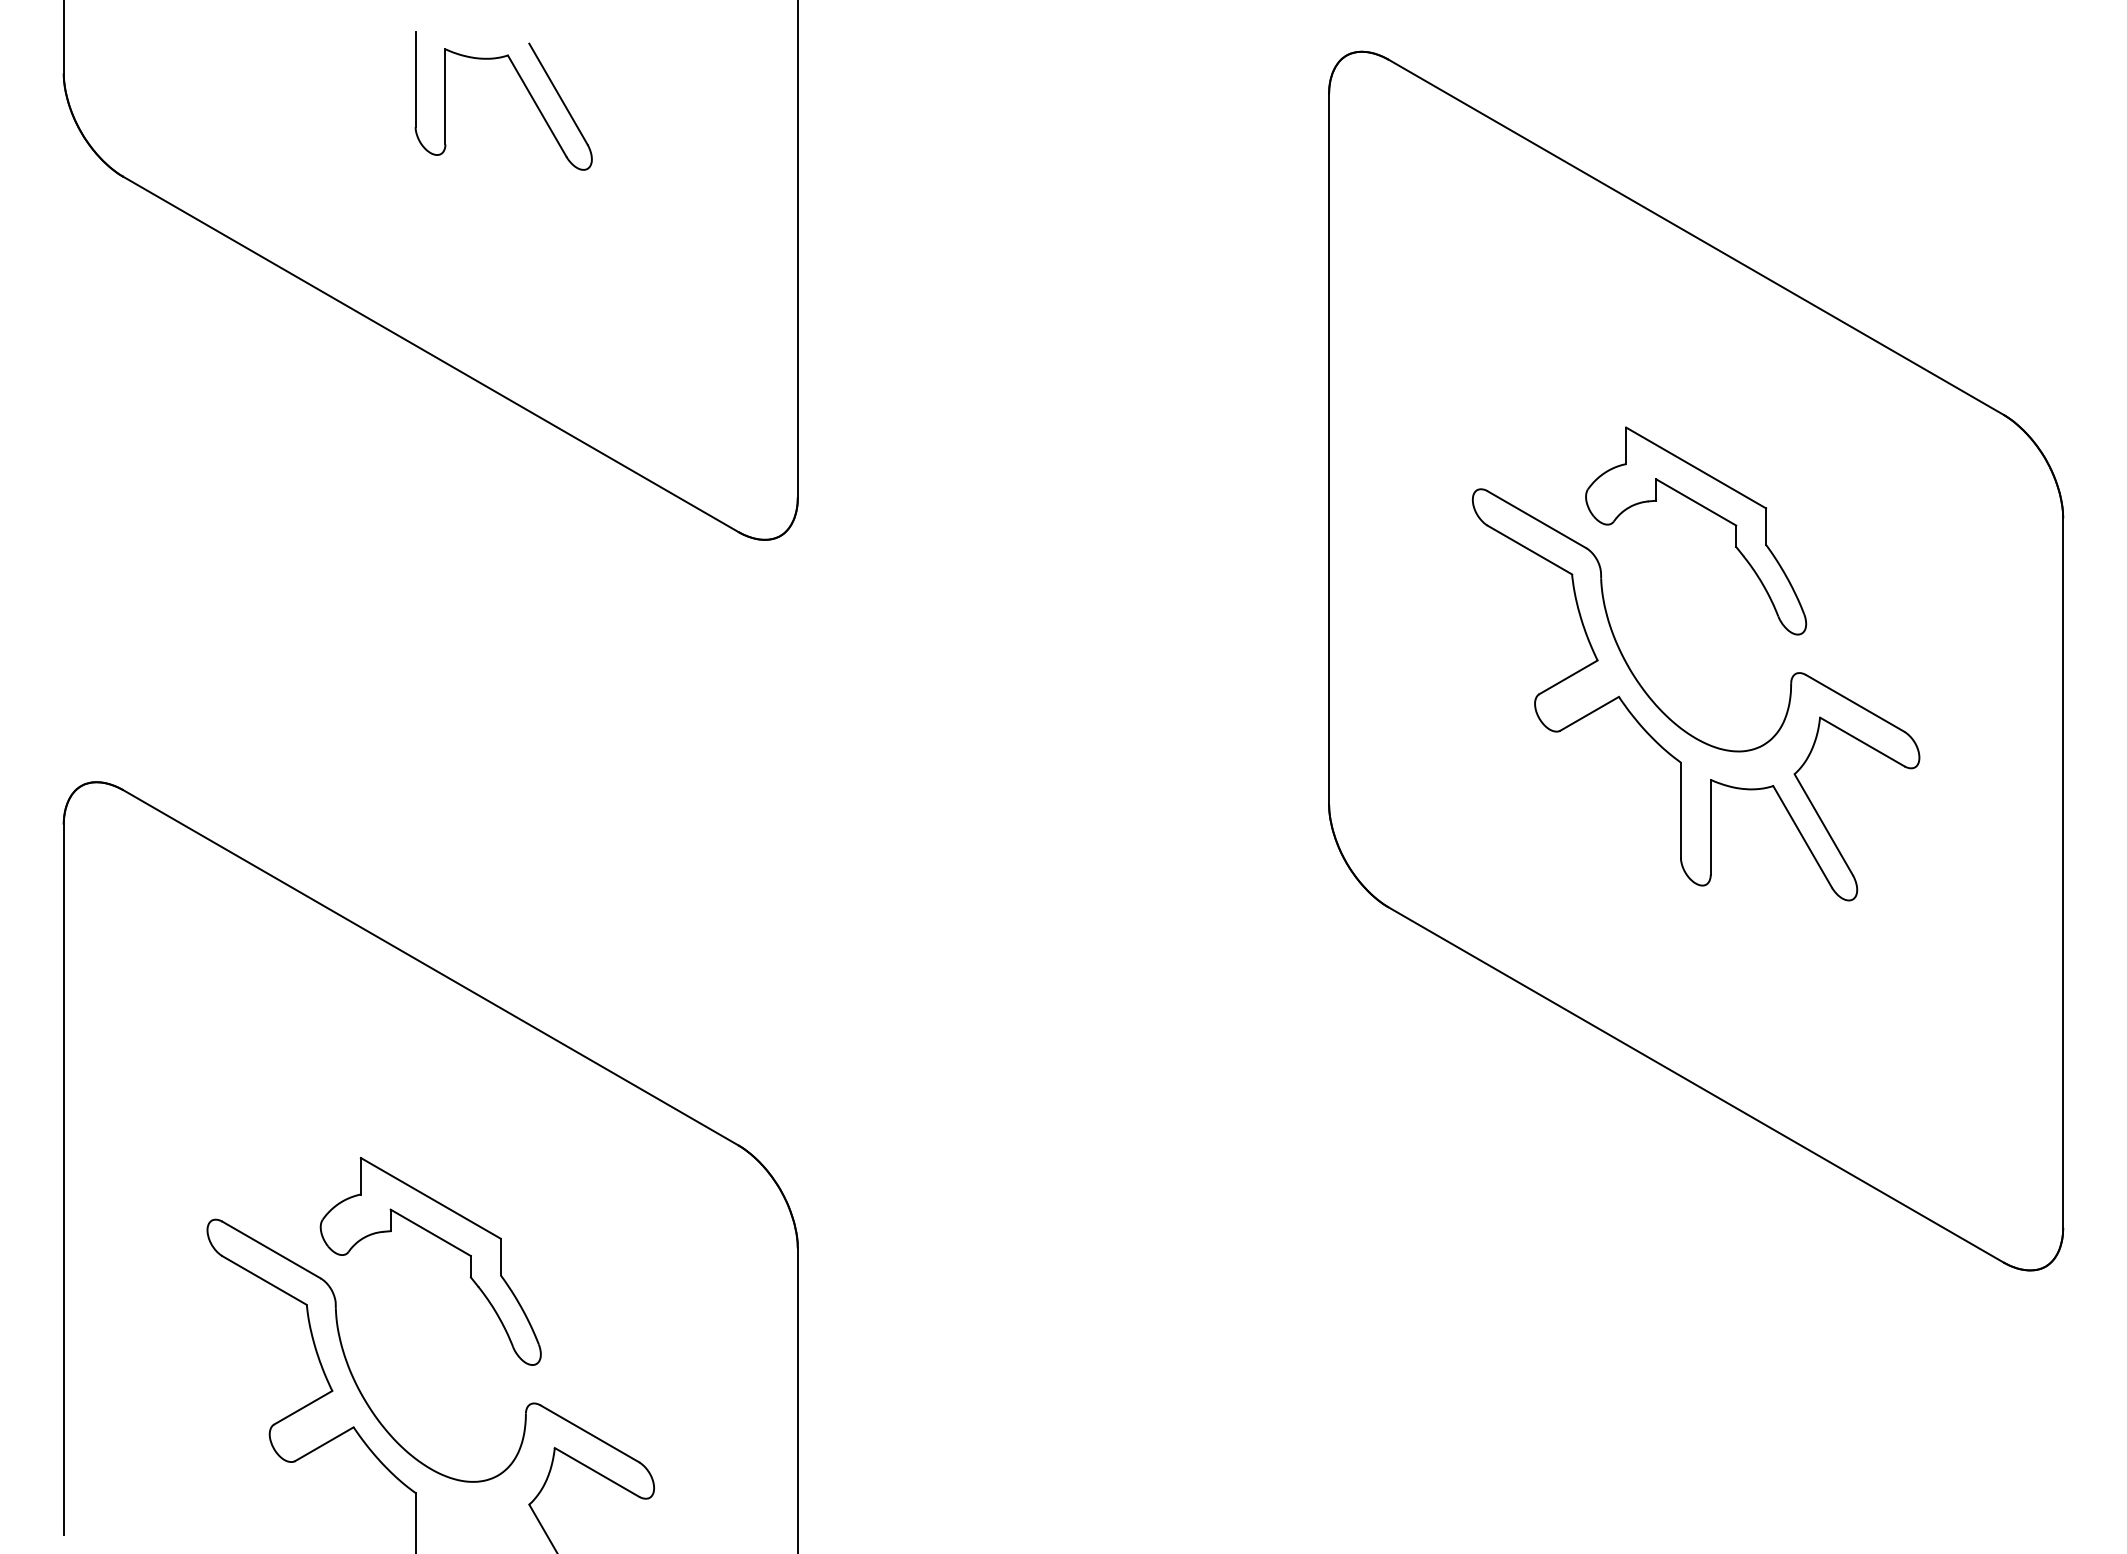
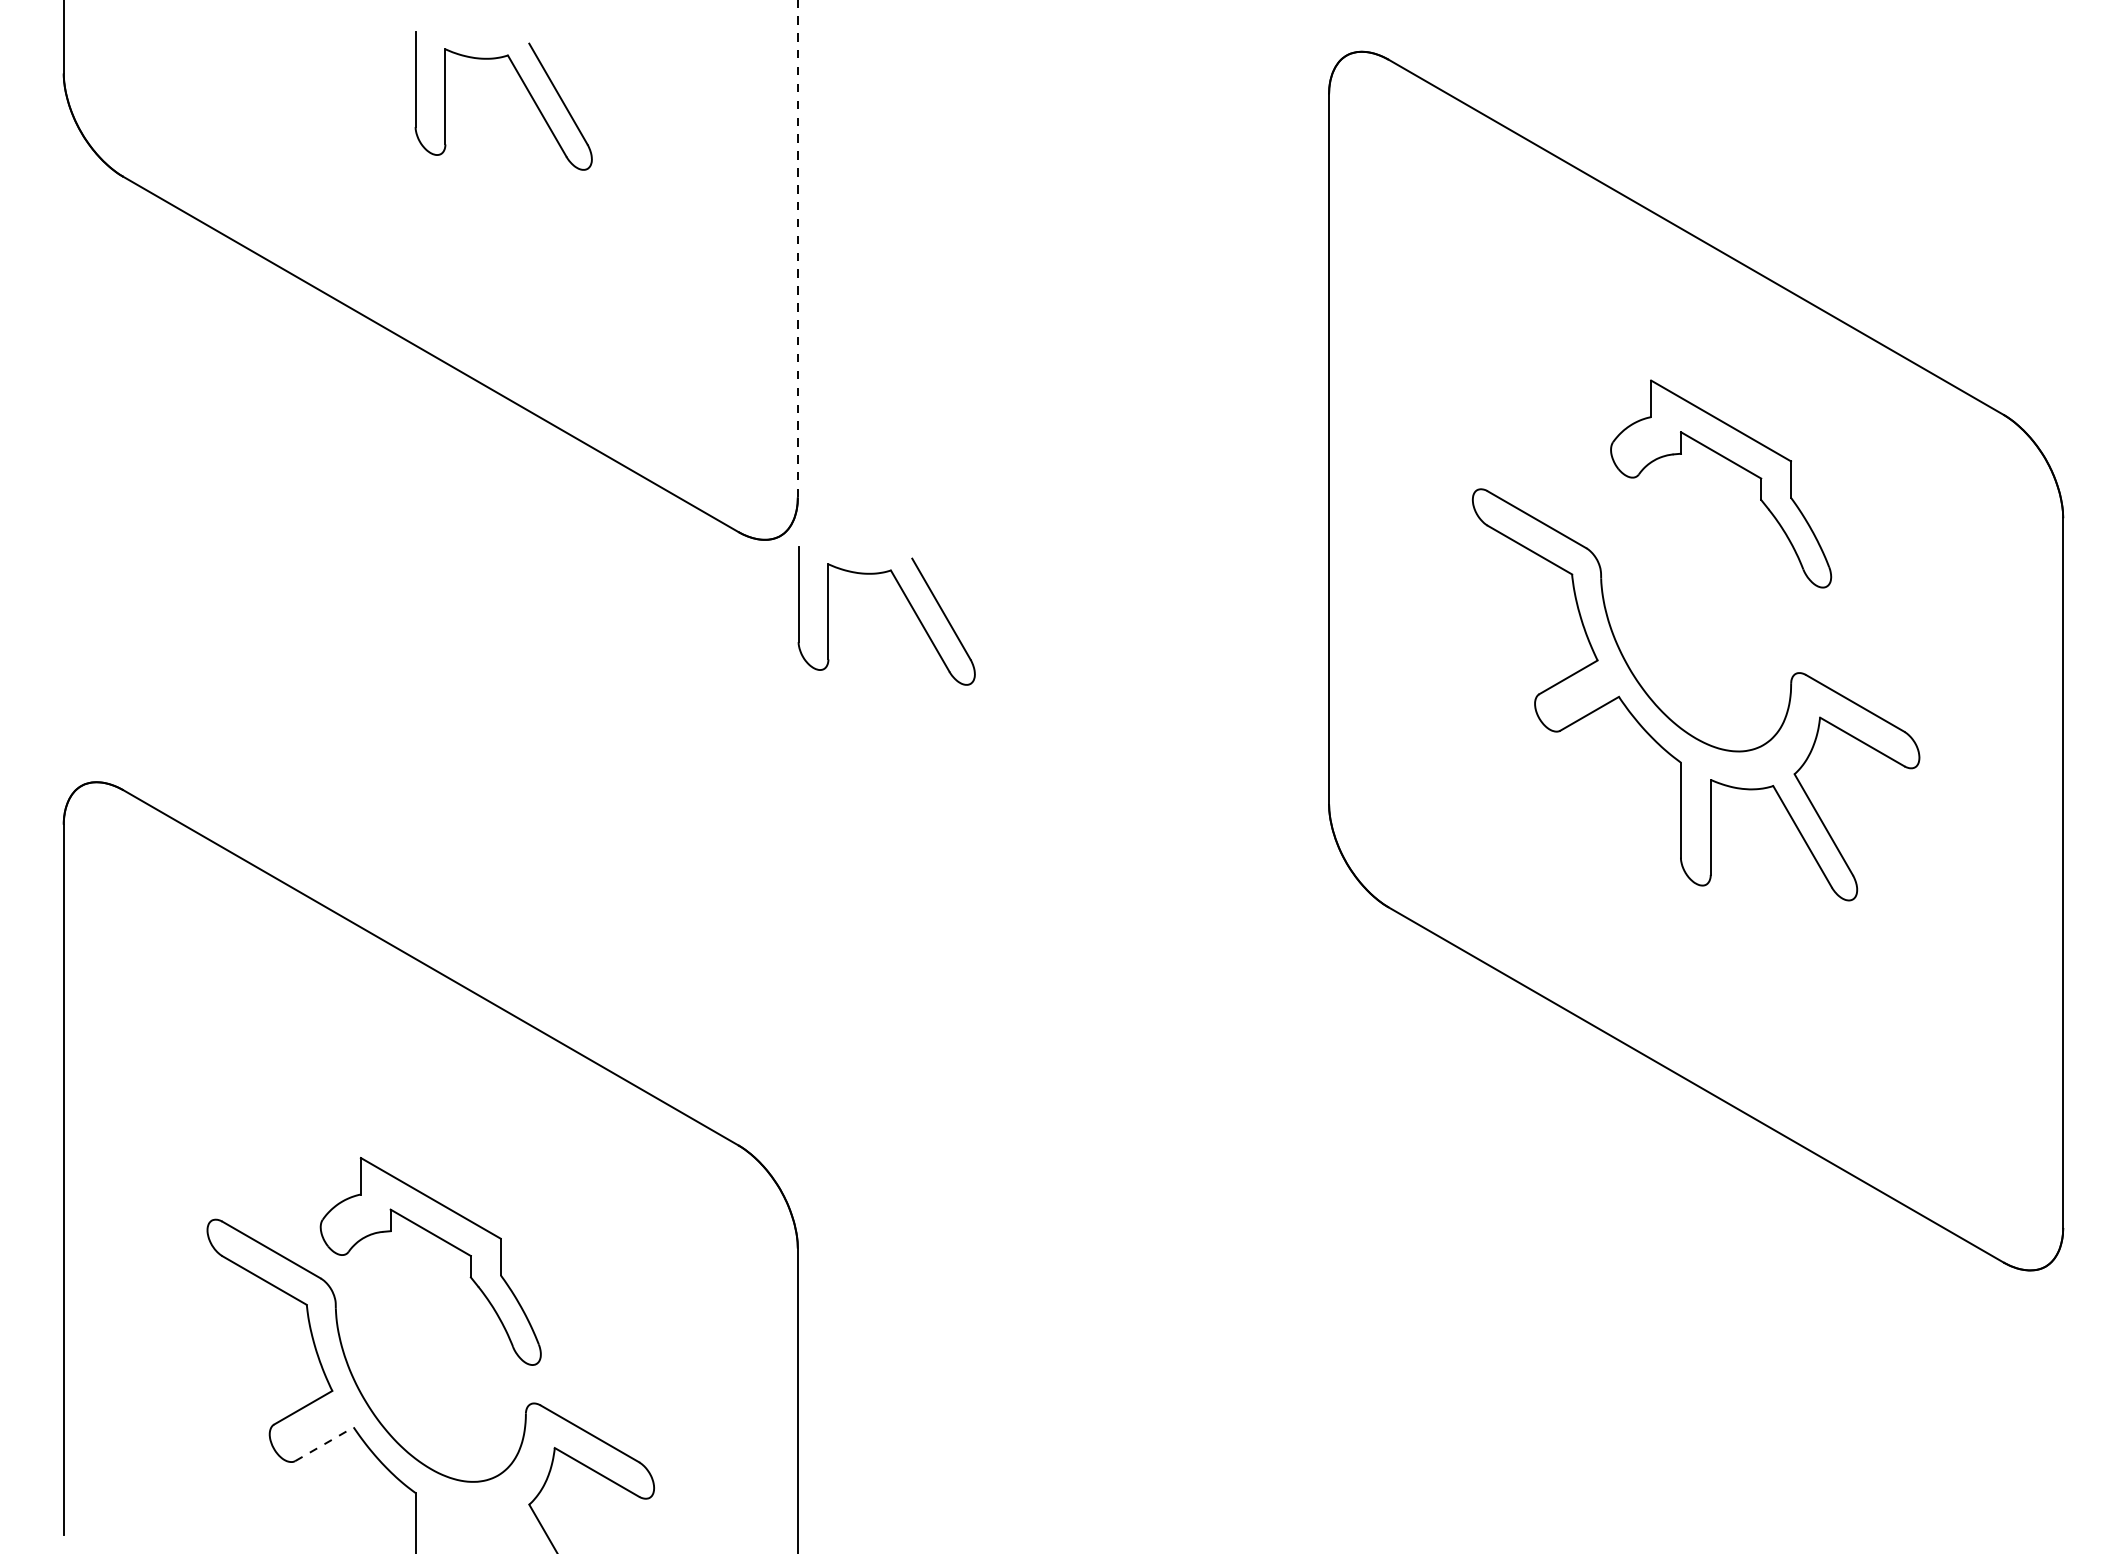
line: solid -> dashed (797, 248)
part position: (1709, 511) -> (1734, 464) (1734, 464)
part: none -> present (907, 601)
line: solid -> dashed (324, 1444)
